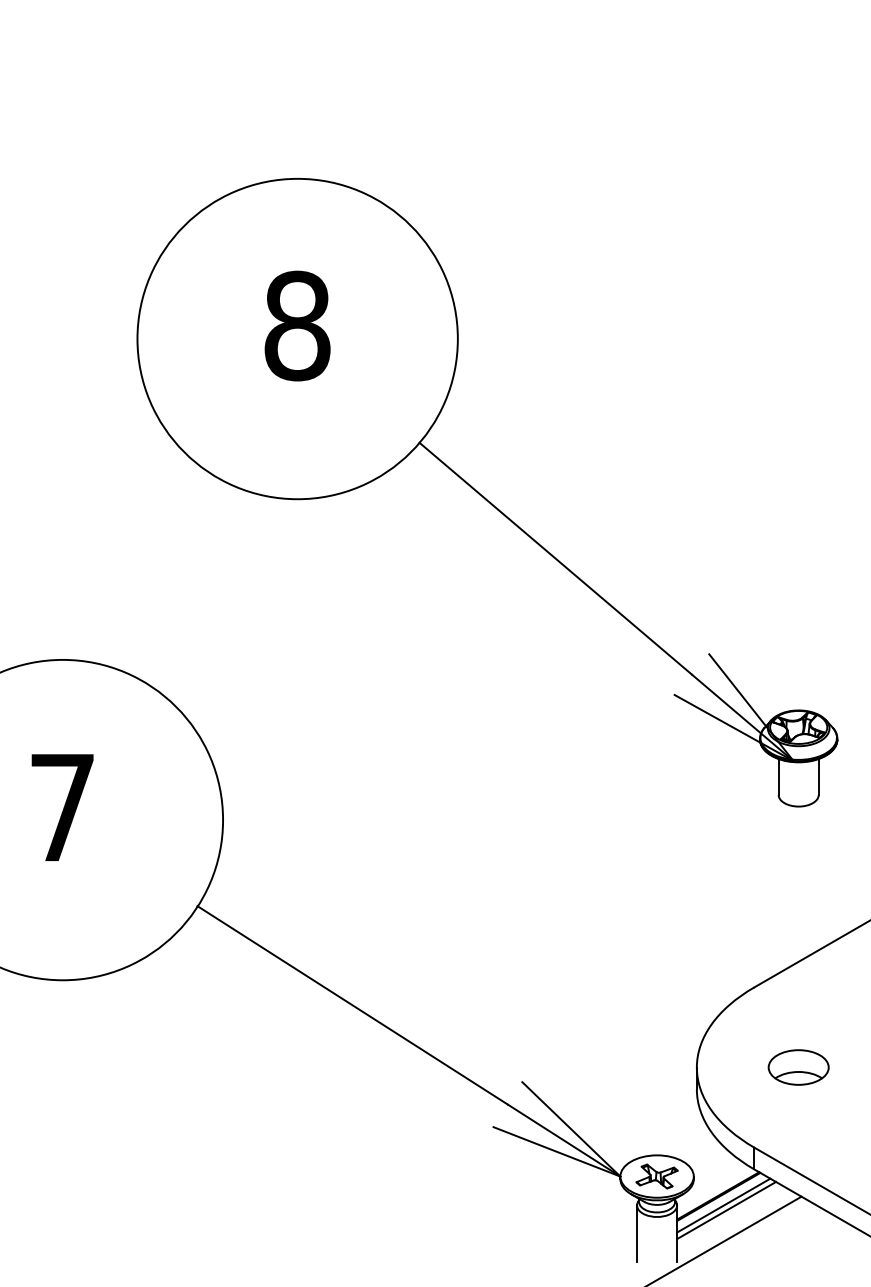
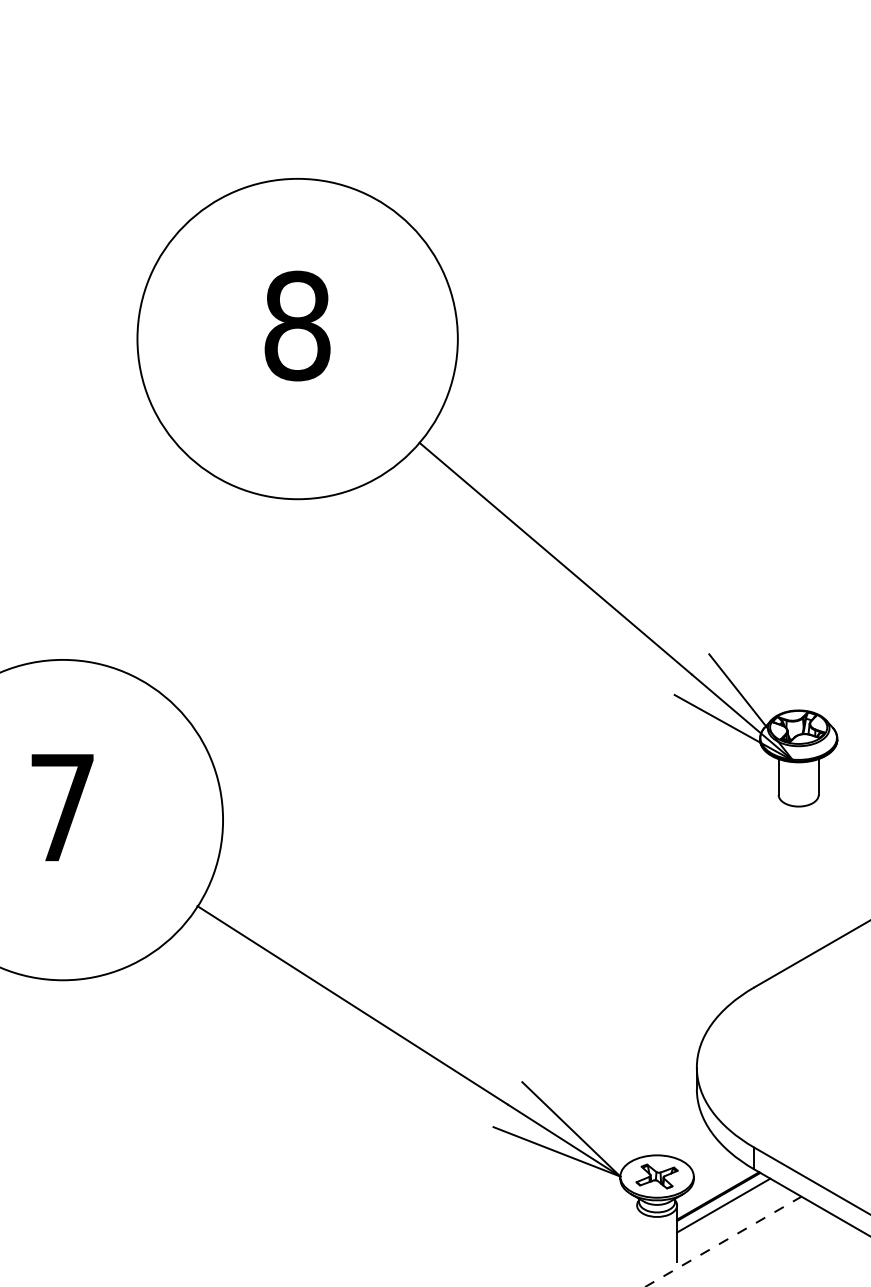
part: present -> none (798, 1067)
line: present -> none (726, 1210)
line: present -> none (637, 1233)
line: solid -> dashed (723, 1241)
